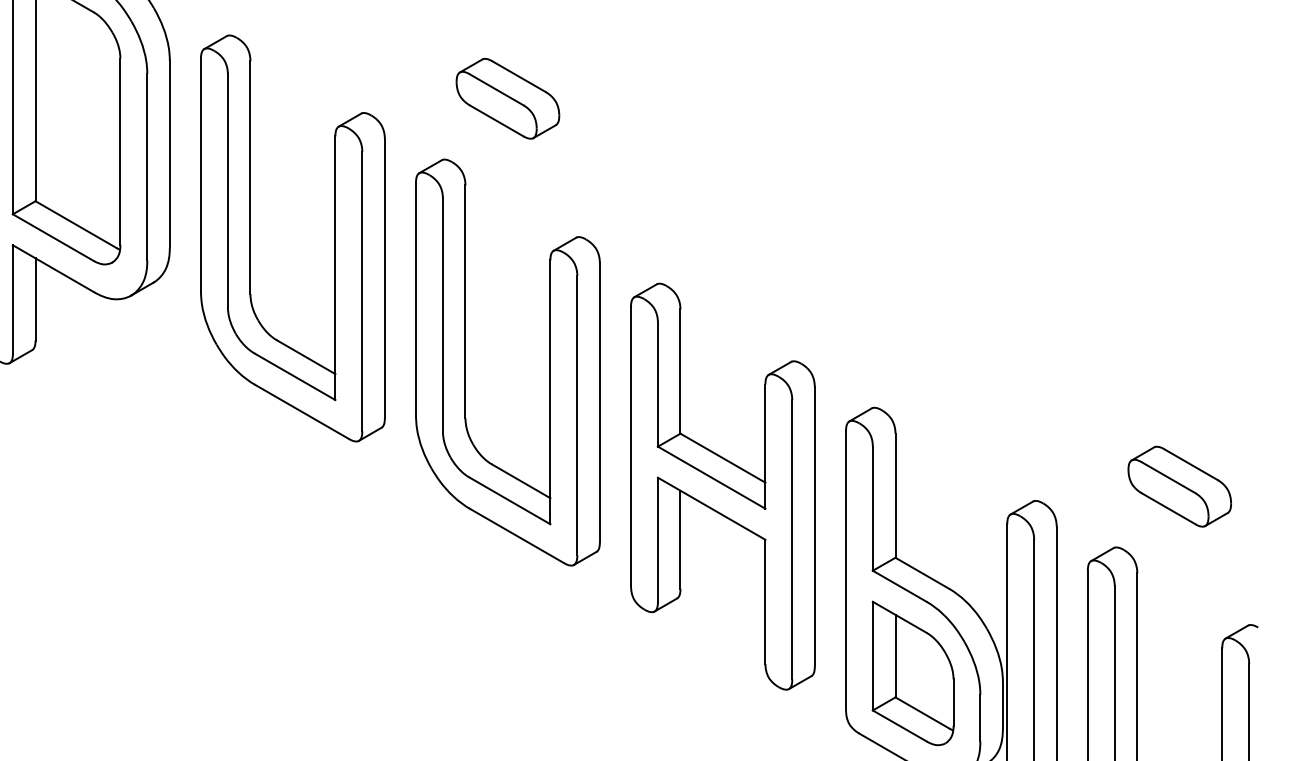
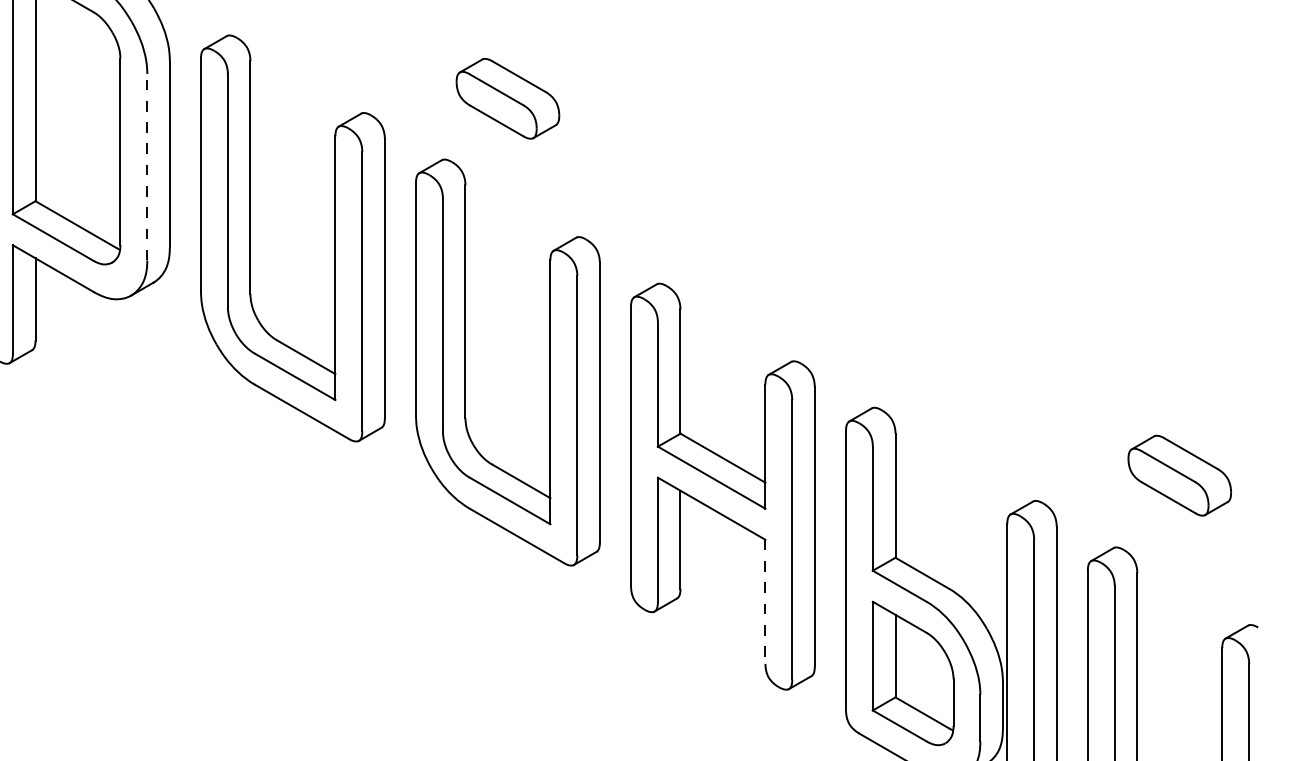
line: solid -> dashed (147, 166)
part position: (1179, 486) -> (1179, 475) (1179, 475)
line: solid -> dashed (765, 602)
